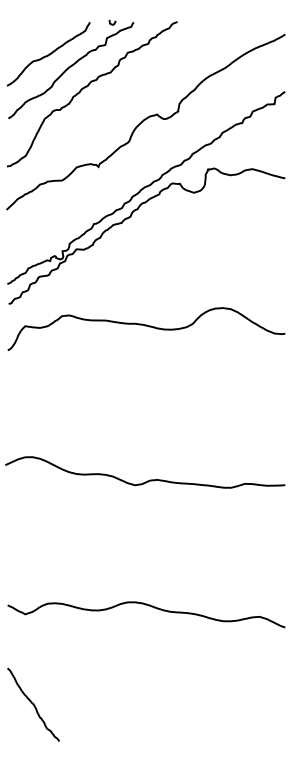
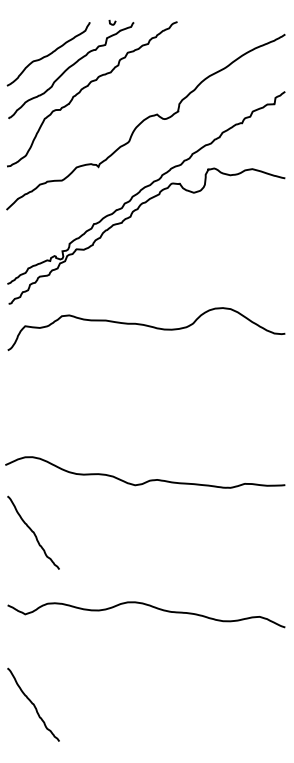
curve: none -> present (33, 532)
